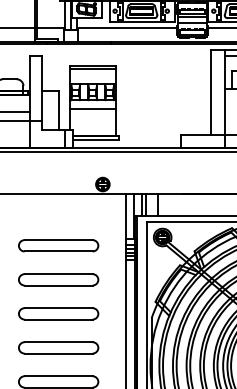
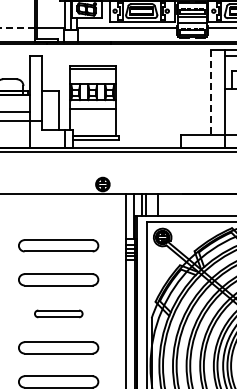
line: solid -> dashed (16, 28)
line: solid -> dashed (211, 92)
part size: 82x14 px -> 50x10 px (58, 313)
